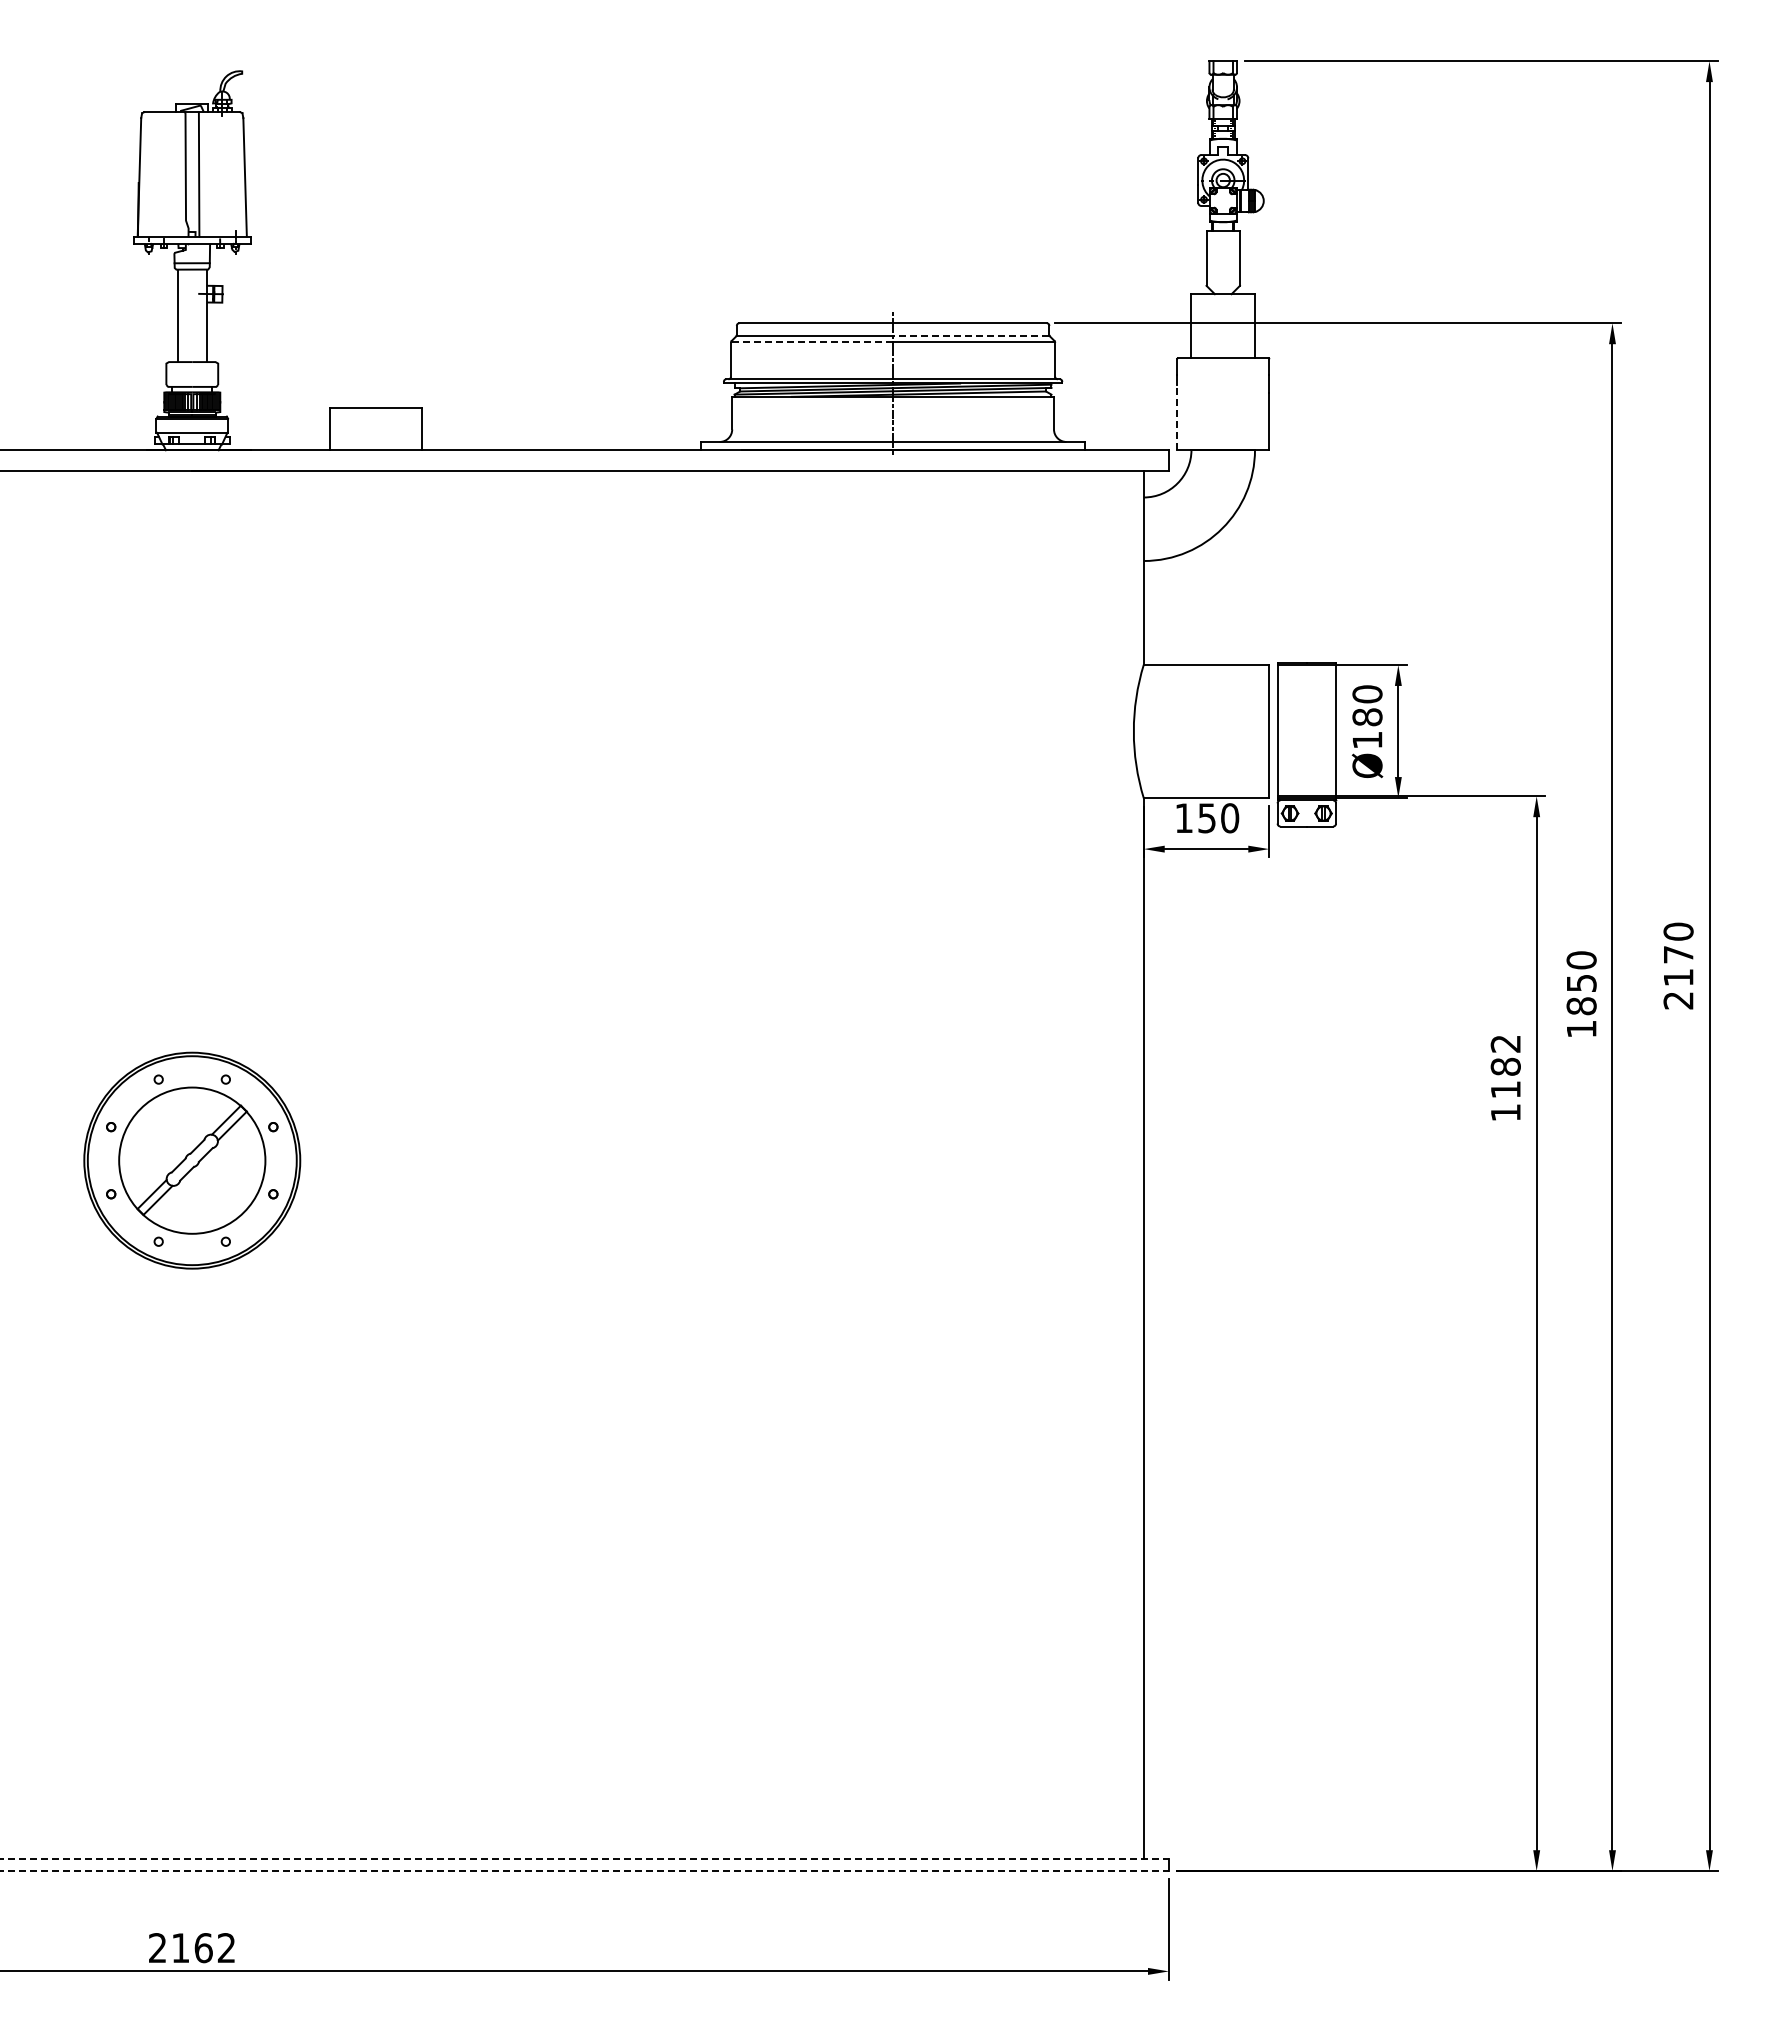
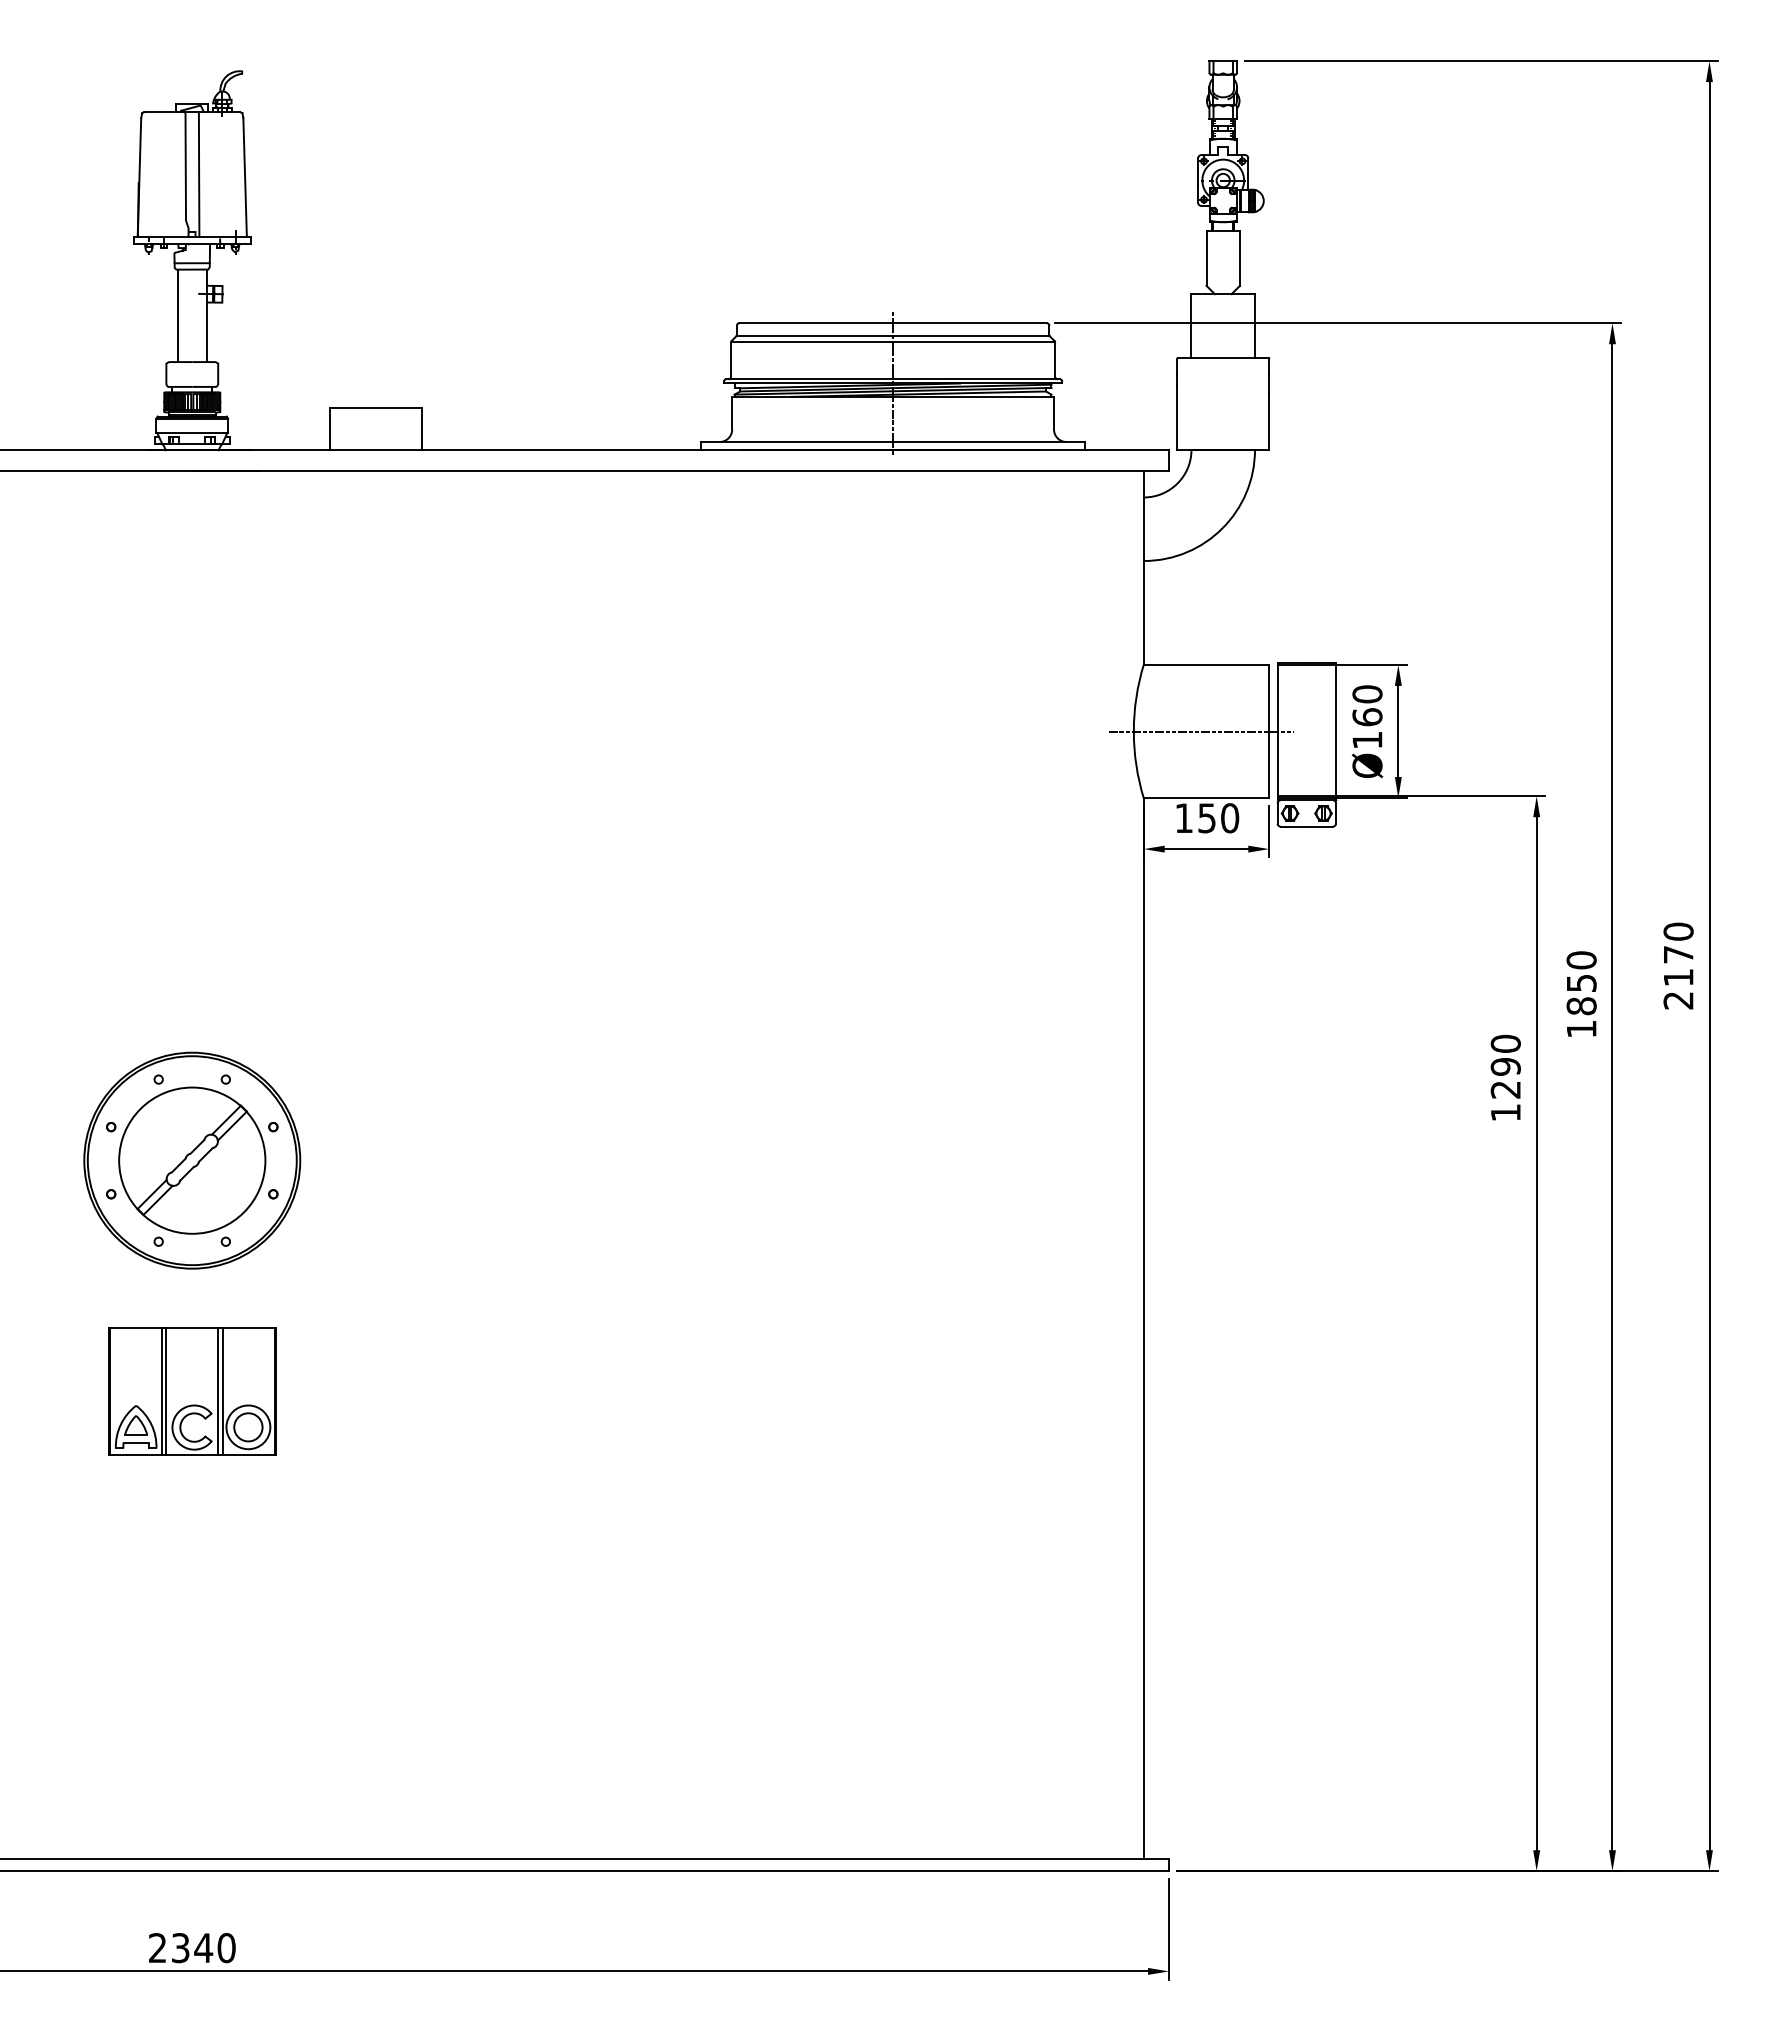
line: dashed -> solid (971, 335)
line: dashed -> solid (812, 342)
line: dashed -> solid (1177, 417)
text: Ø180 -> Ø160 (1367, 717)
line: none -> present (1201, 731)
text: 1182 -> 1290 (1505, 1066)
part: none -> present (192, 1391)
line: dashed -> solid (585, 1858)
line: dashed -> solid (585, 1871)
text: 2162 -> 2340 (203, 1948)
